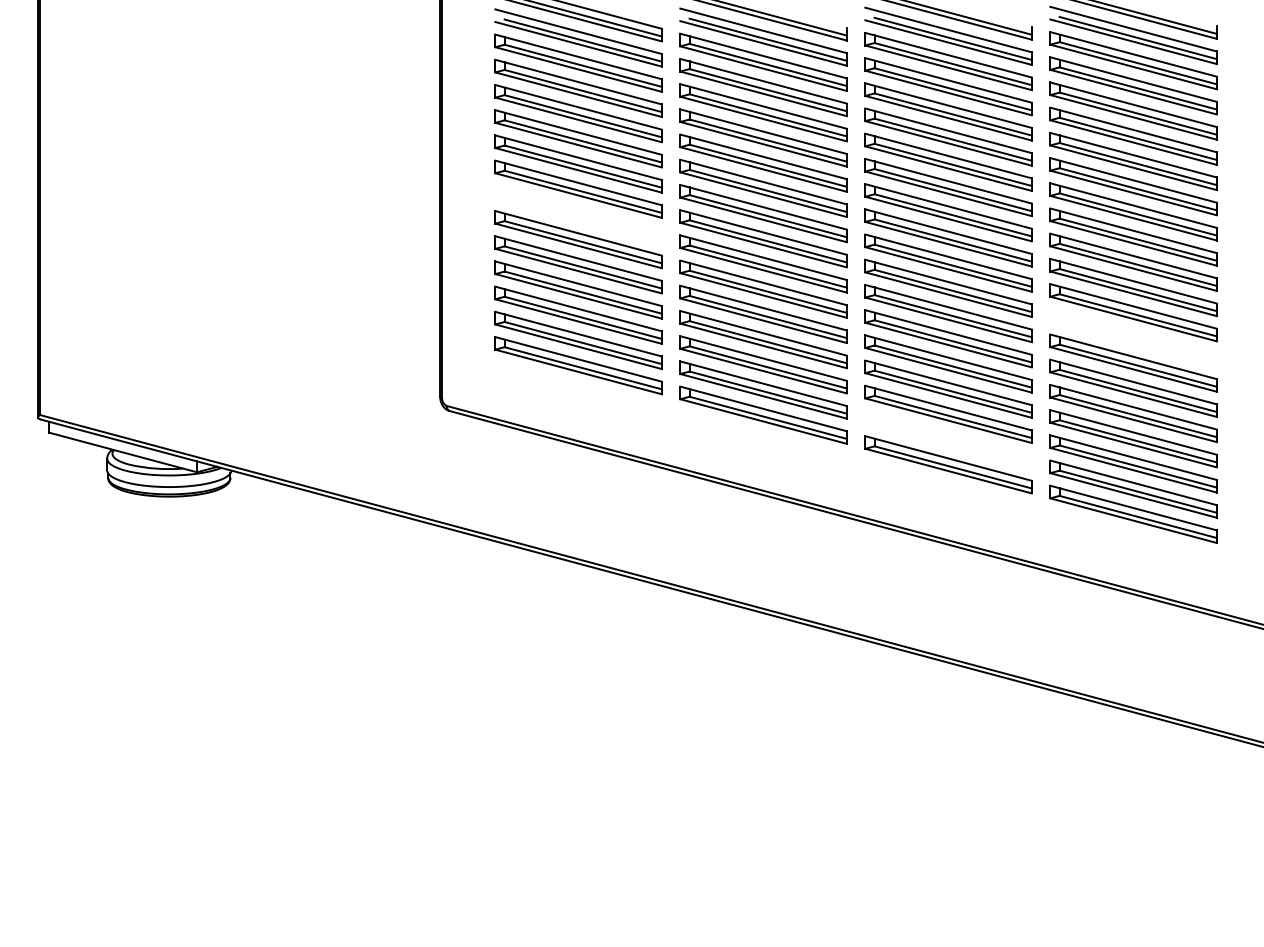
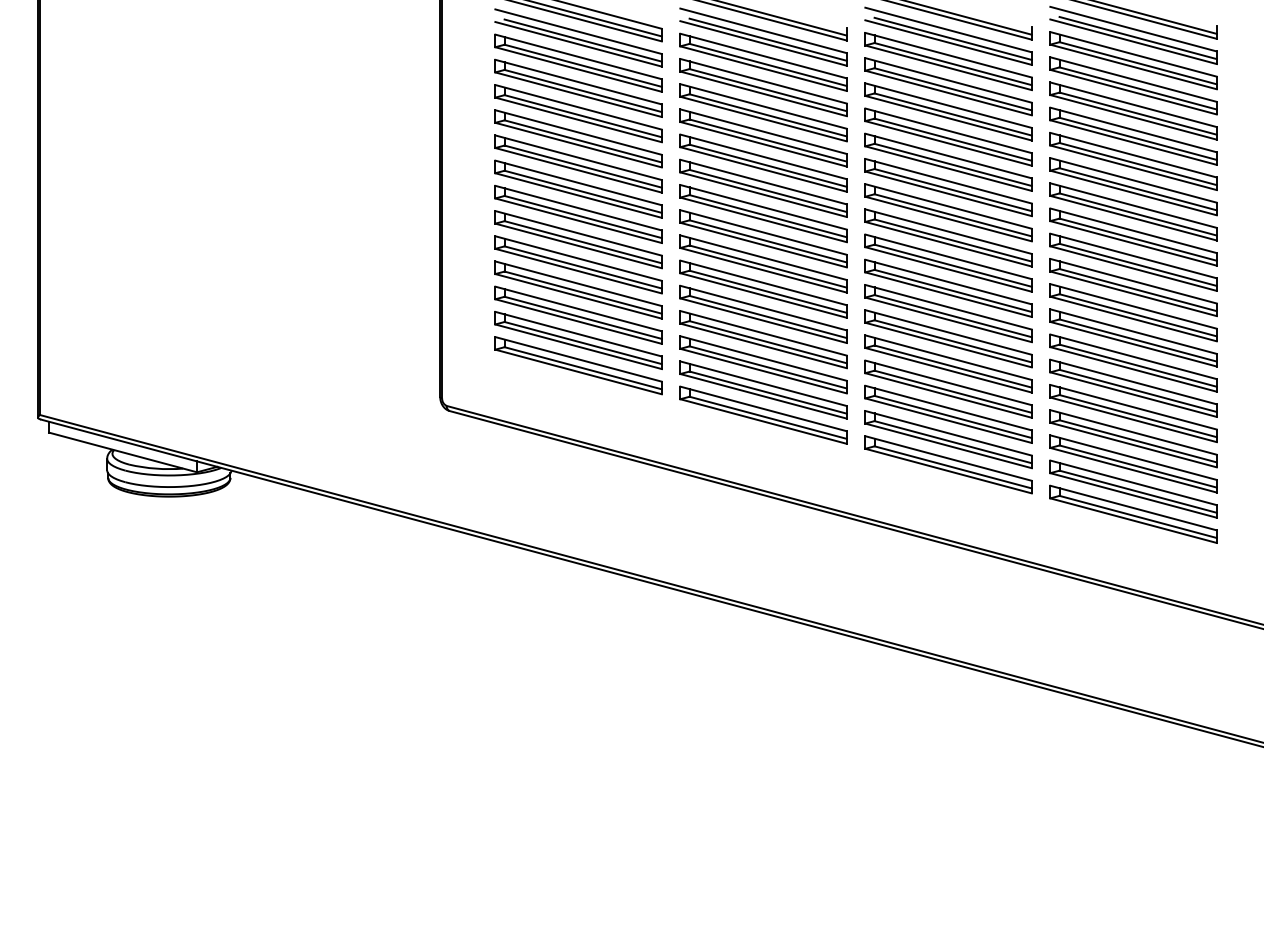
part: none -> present (578, 214)
part: none -> present (1133, 337)
part: none -> present (948, 439)
